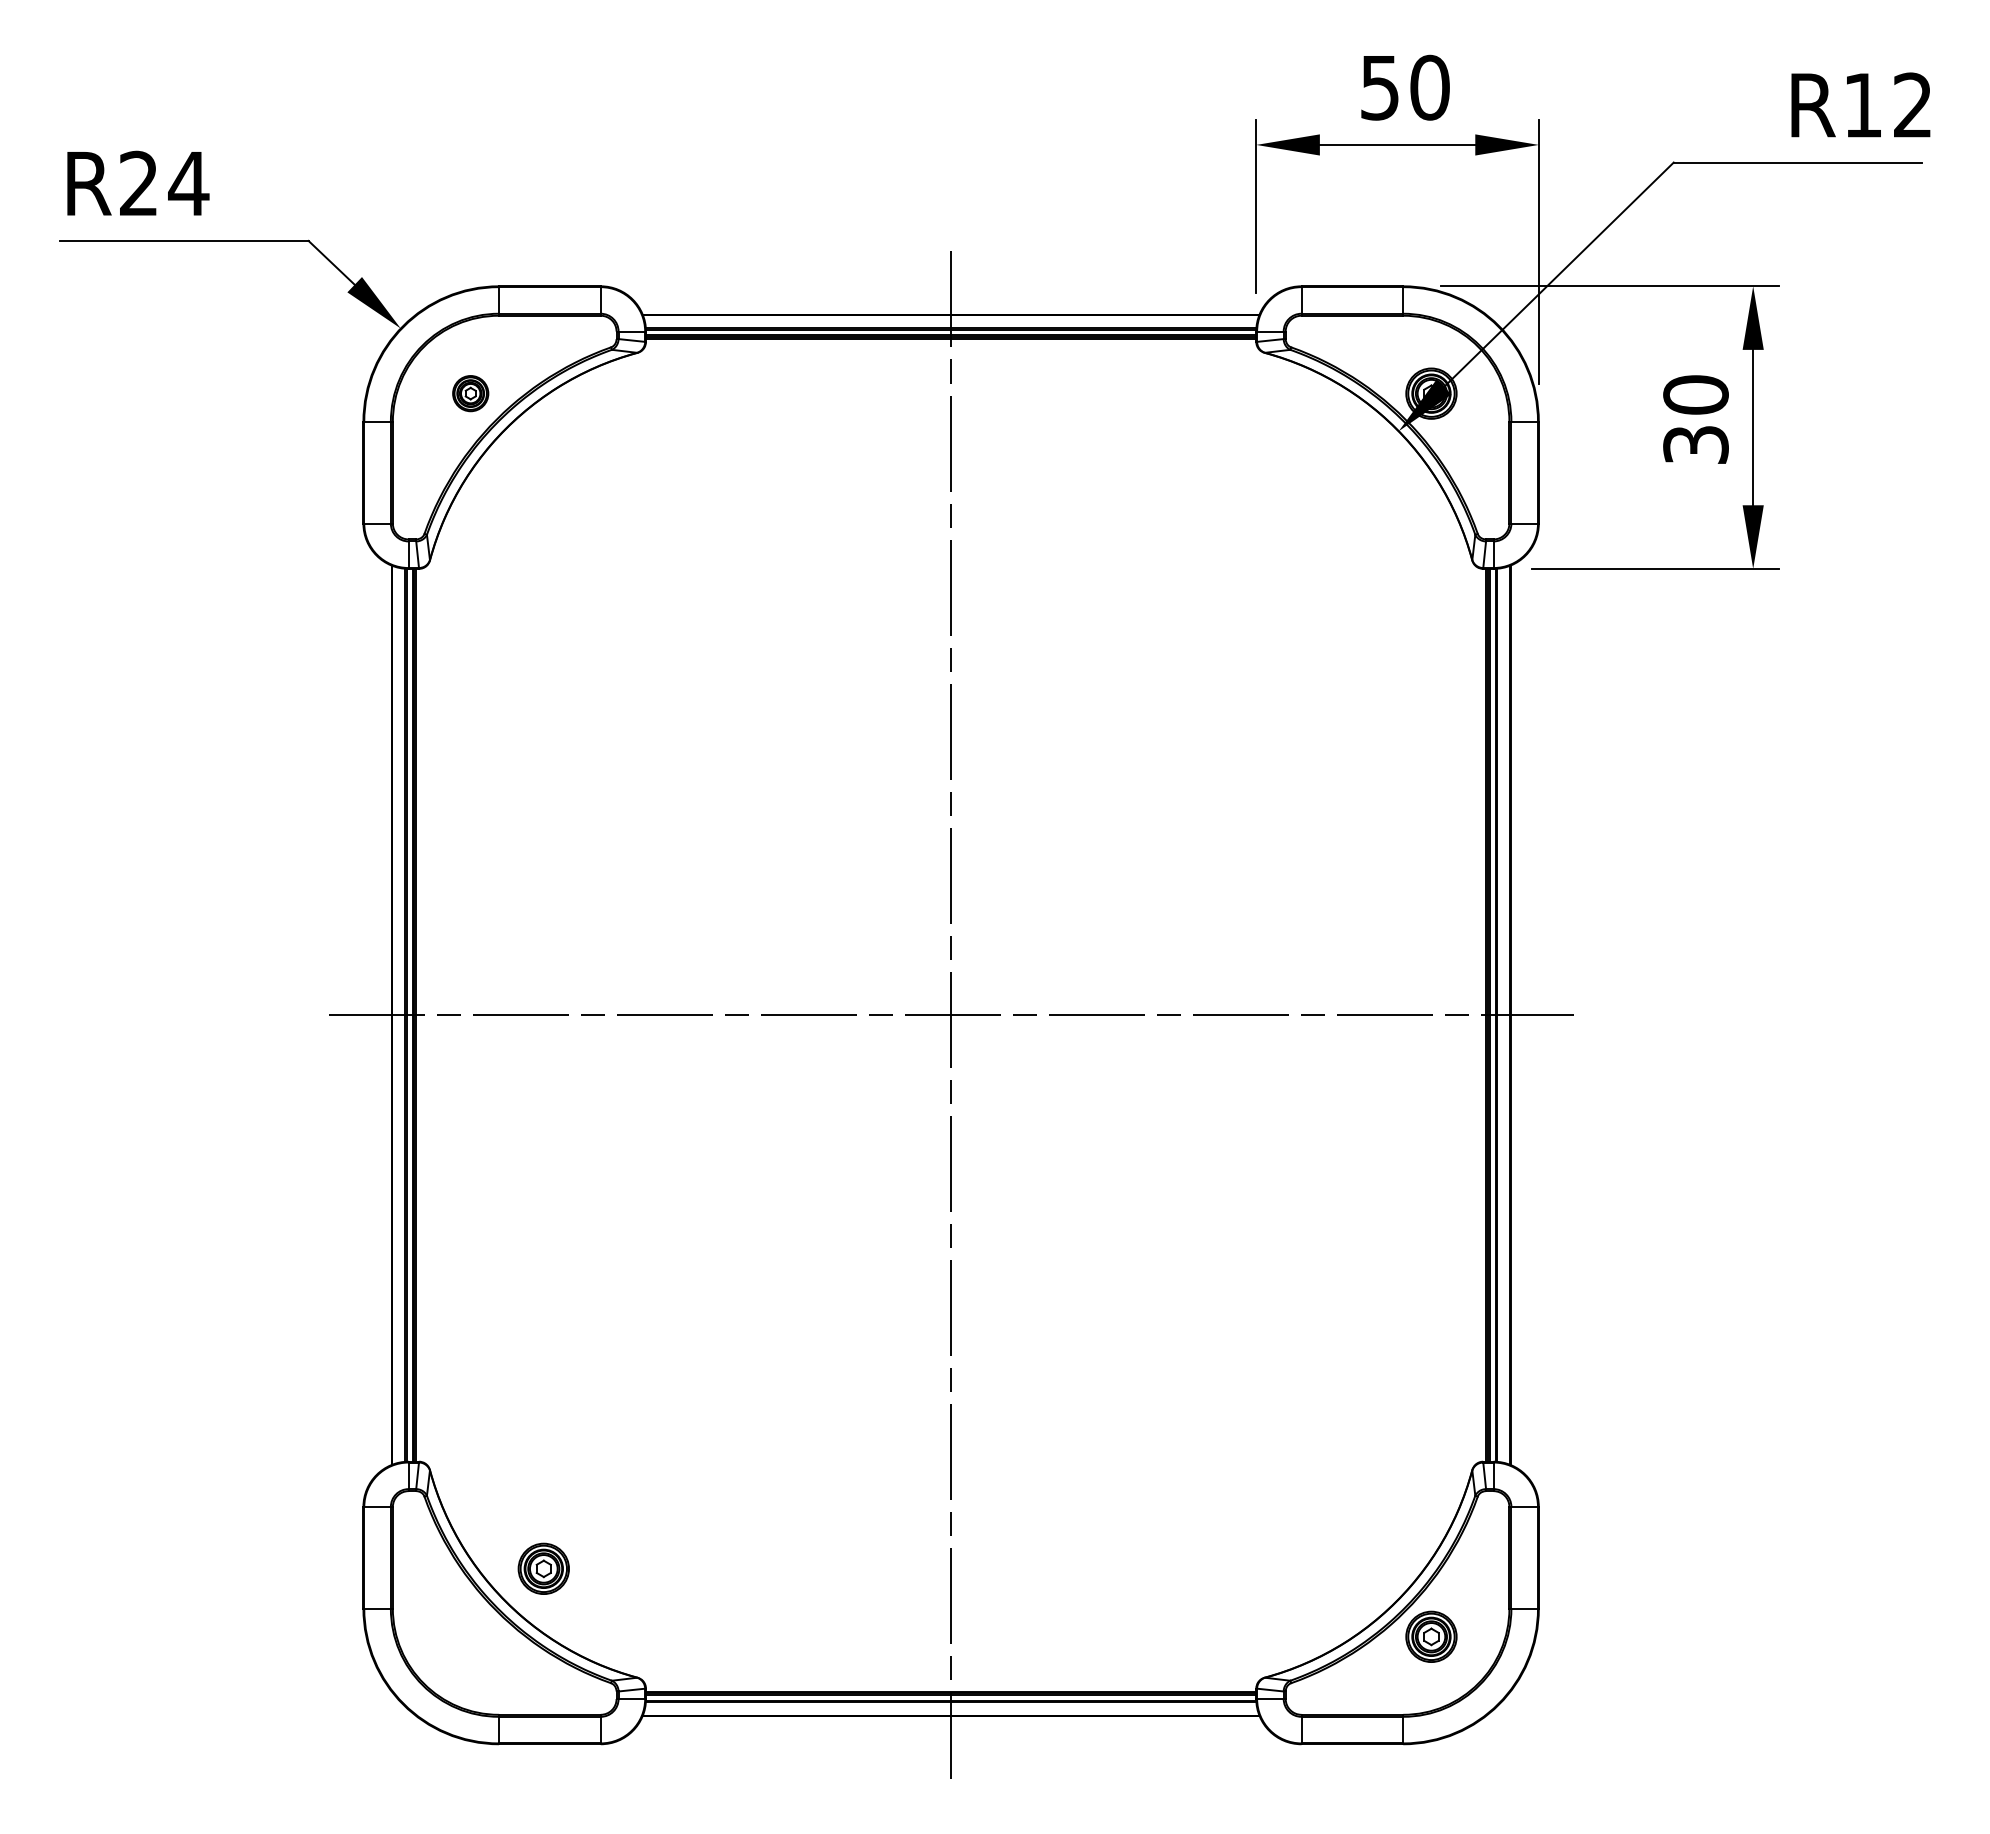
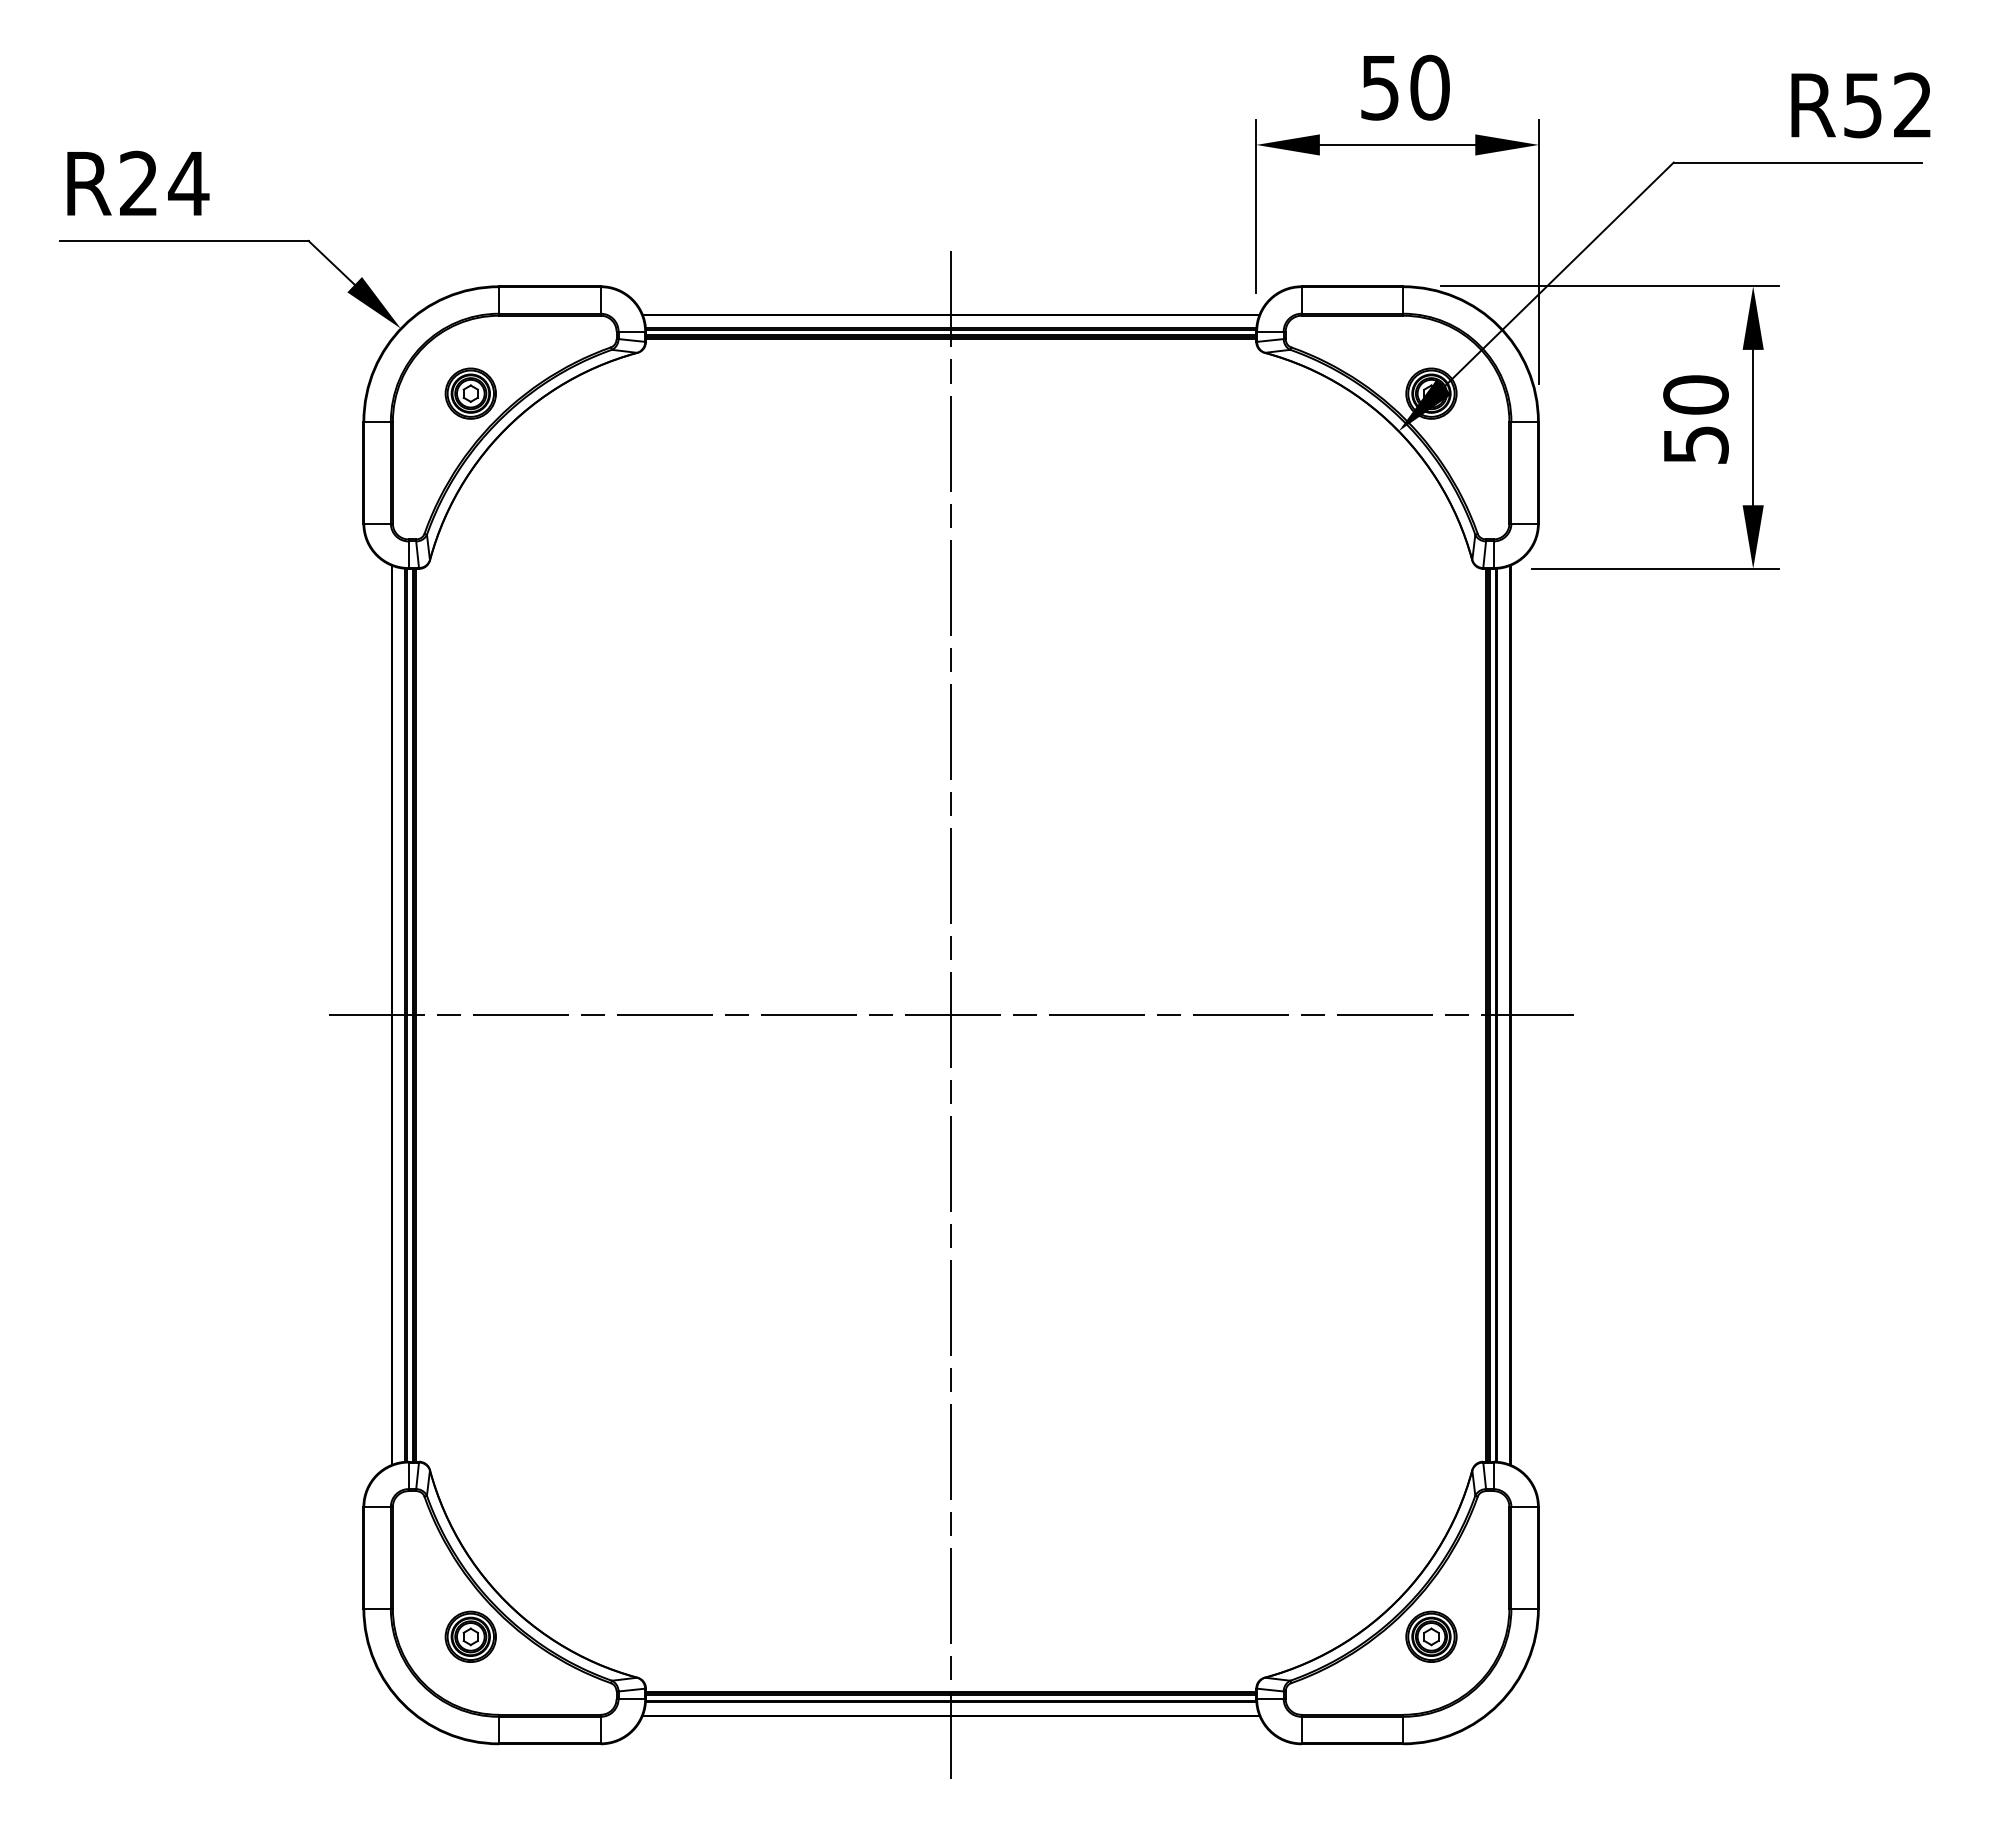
text: R12 -> R52 (1862, 105)
part size: 38x38 px -> 53x53 px (470, 393)
text: 30 -> 50 (1695, 444)
part position: (543, 1568) -> (470, 1636) (470, 1636)
